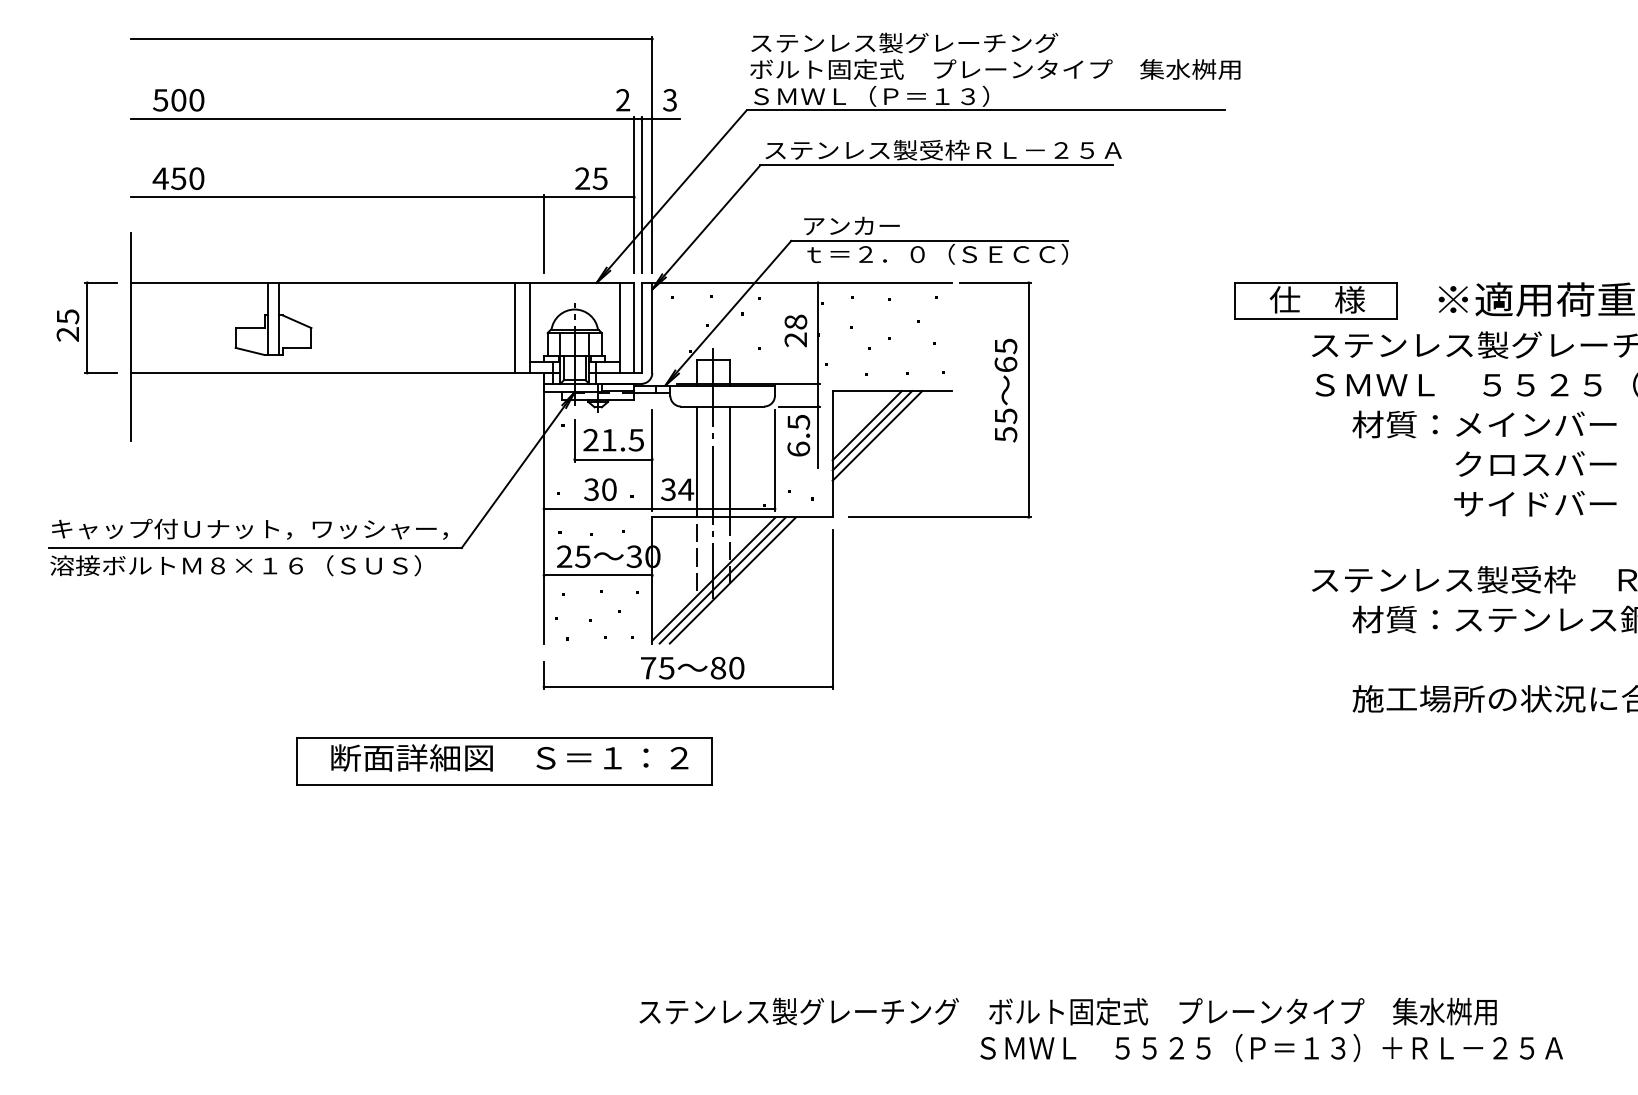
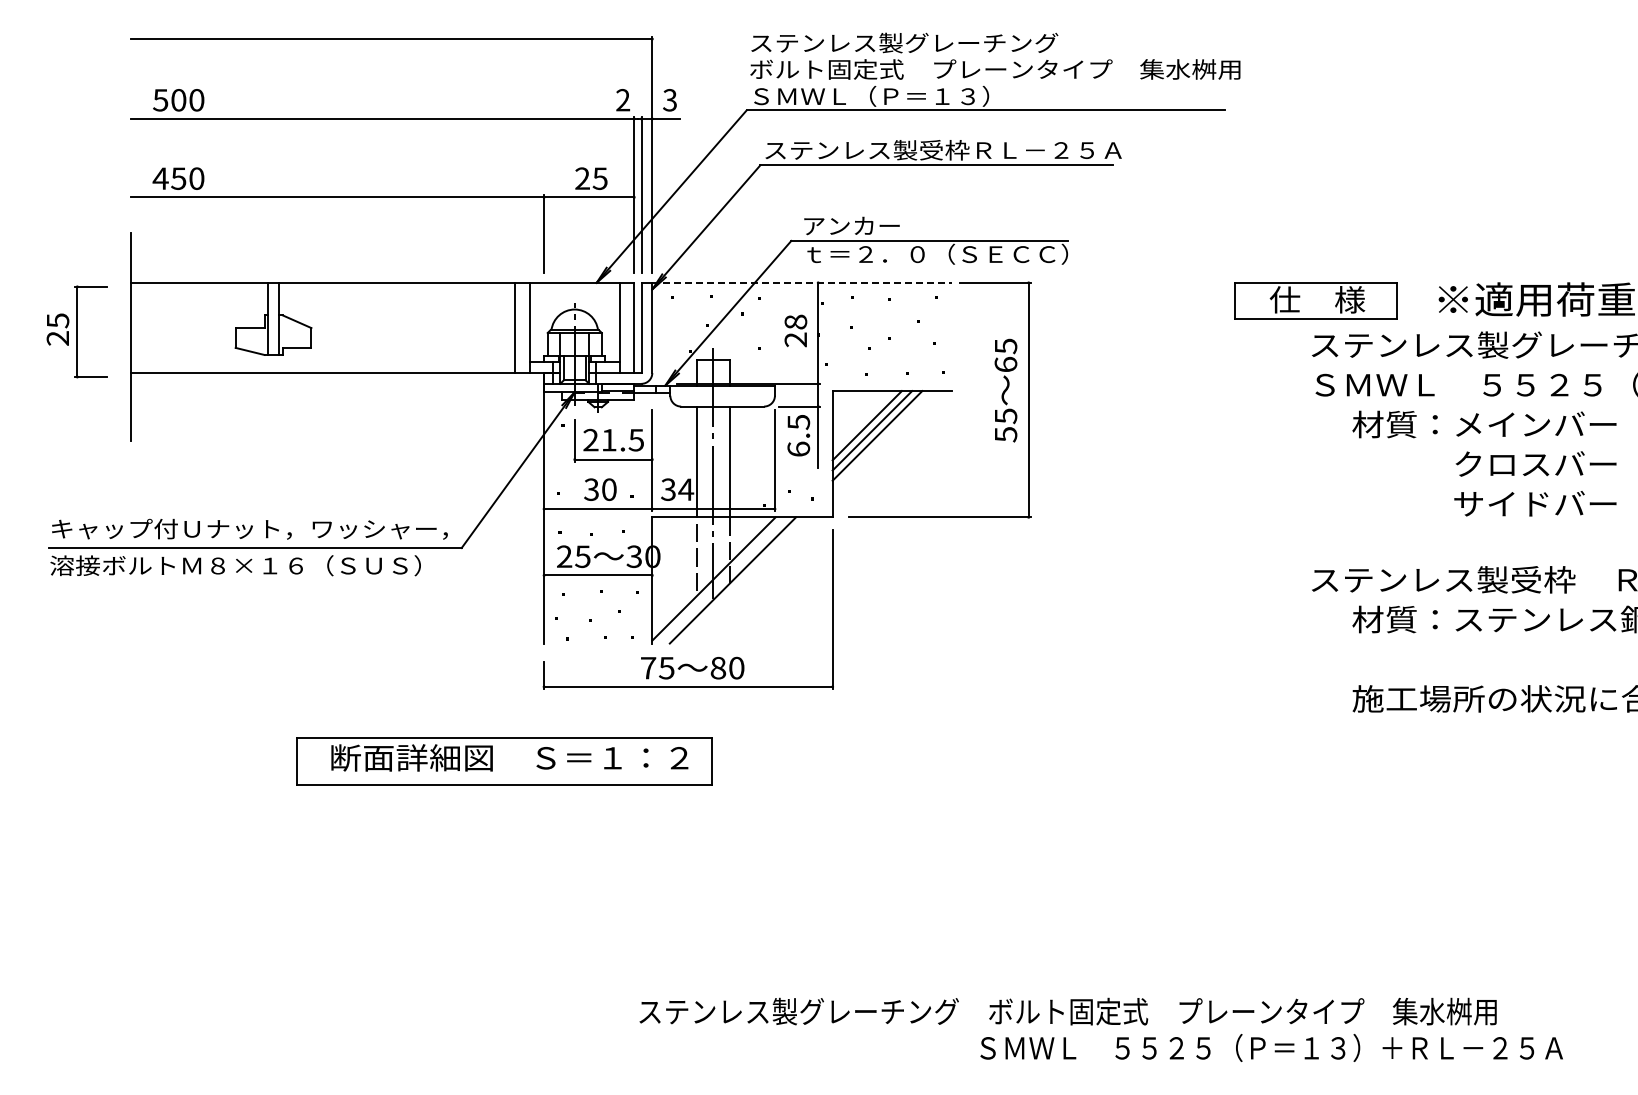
line: solid -> dashed (802, 282)
part position: (86, 327) -> (76, 331) (76, 331)
line: present -> none (722, 580)
